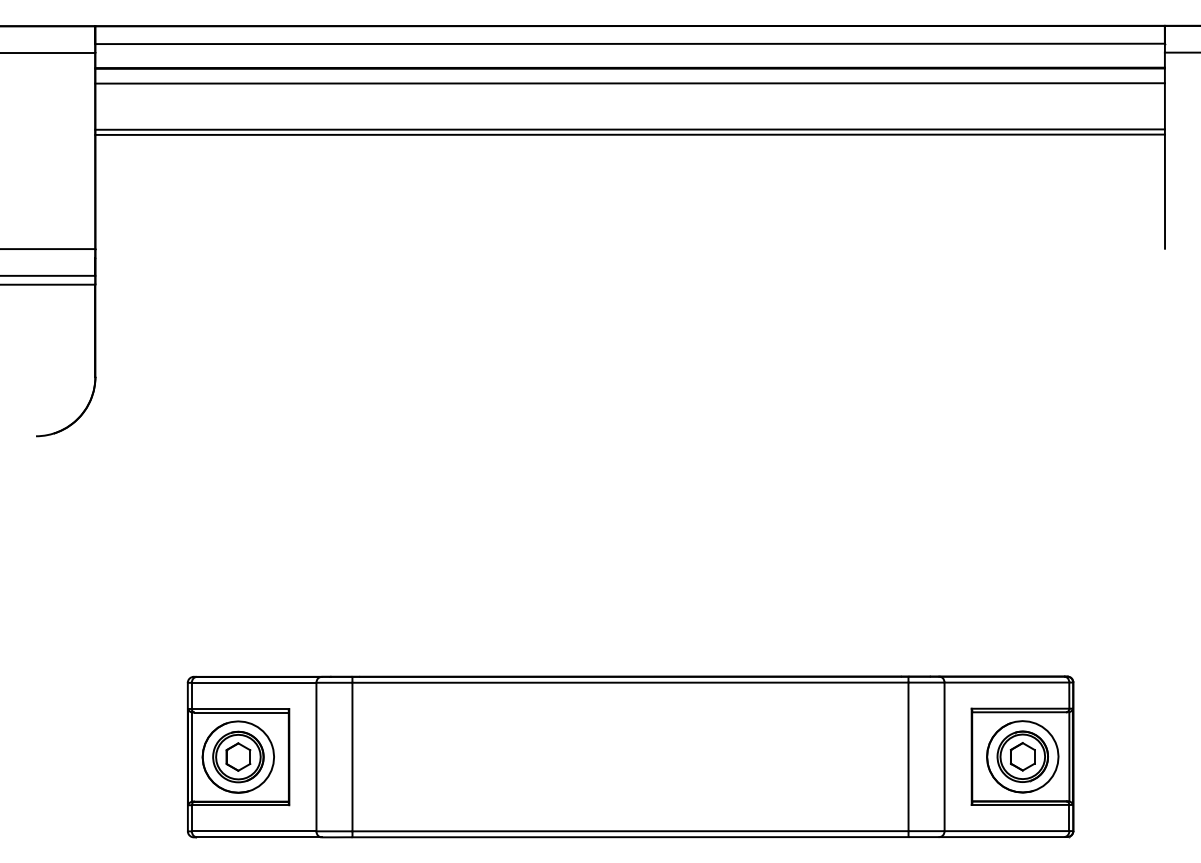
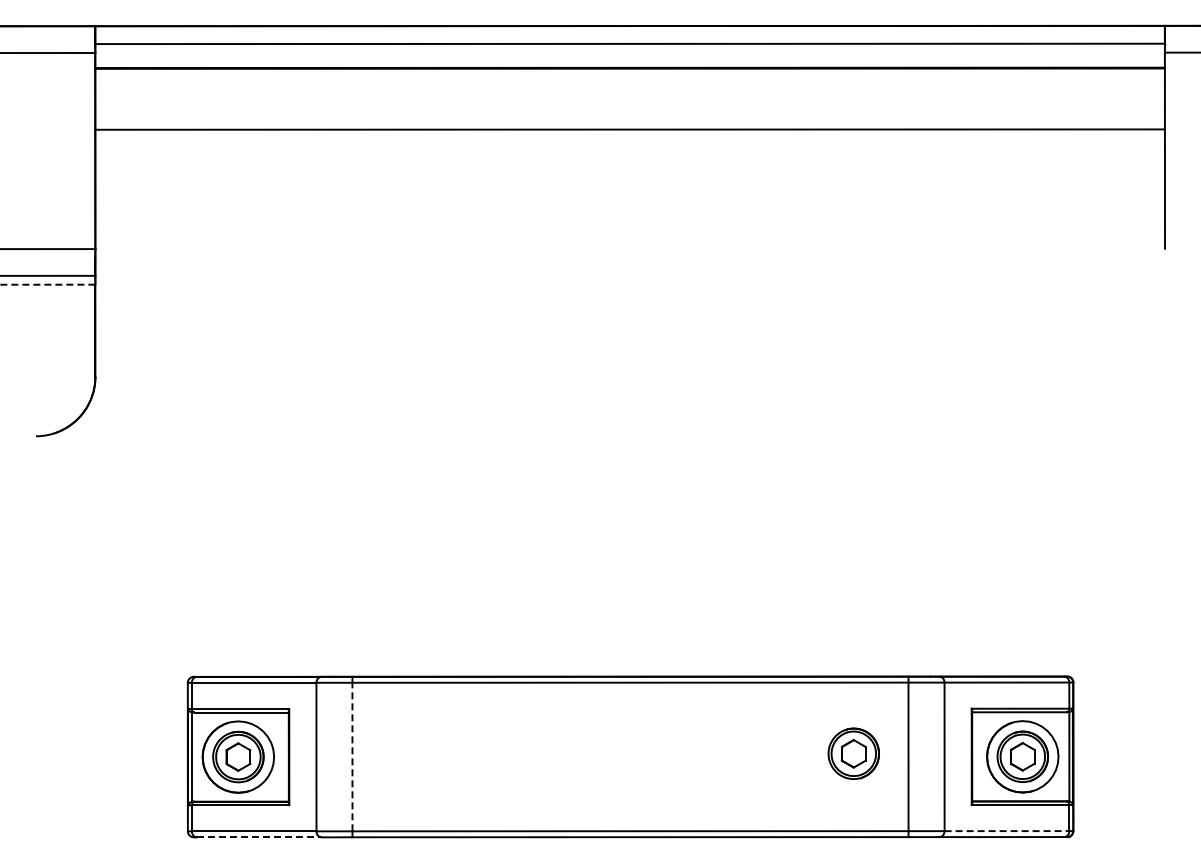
line: present -> none (629, 83)
line: present -> none (629, 134)
line: solid -> dashed (47, 284)
part: none -> present (853, 753)
line: solid -> dashed (352, 756)
line: solid -> dashed (1007, 831)
line: solid -> dashed (259, 837)
